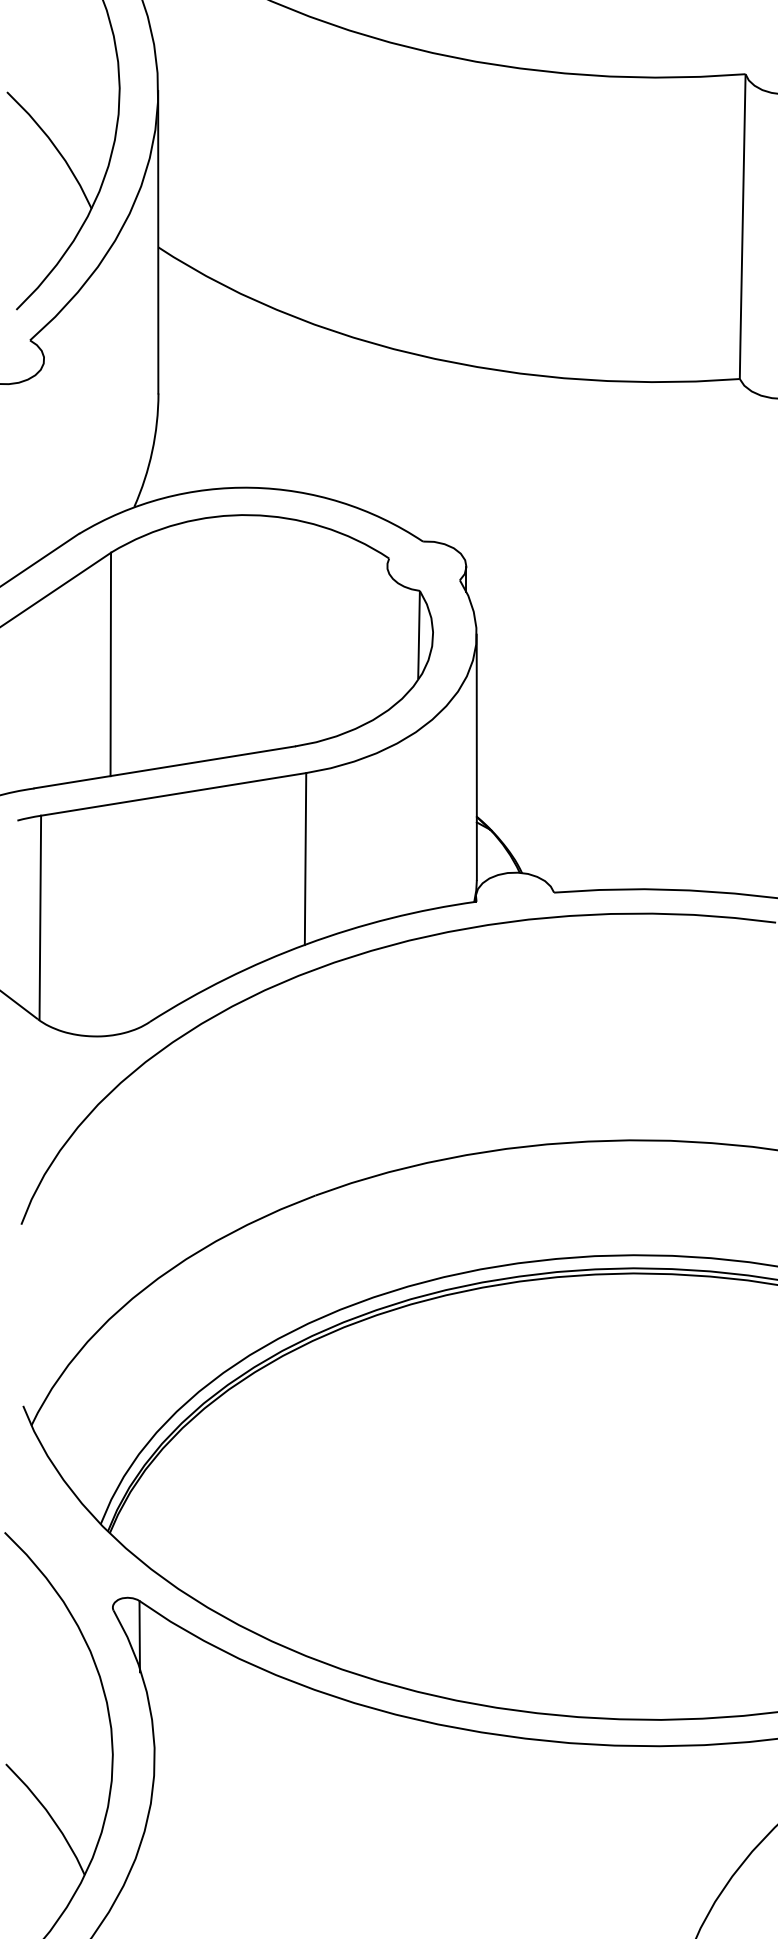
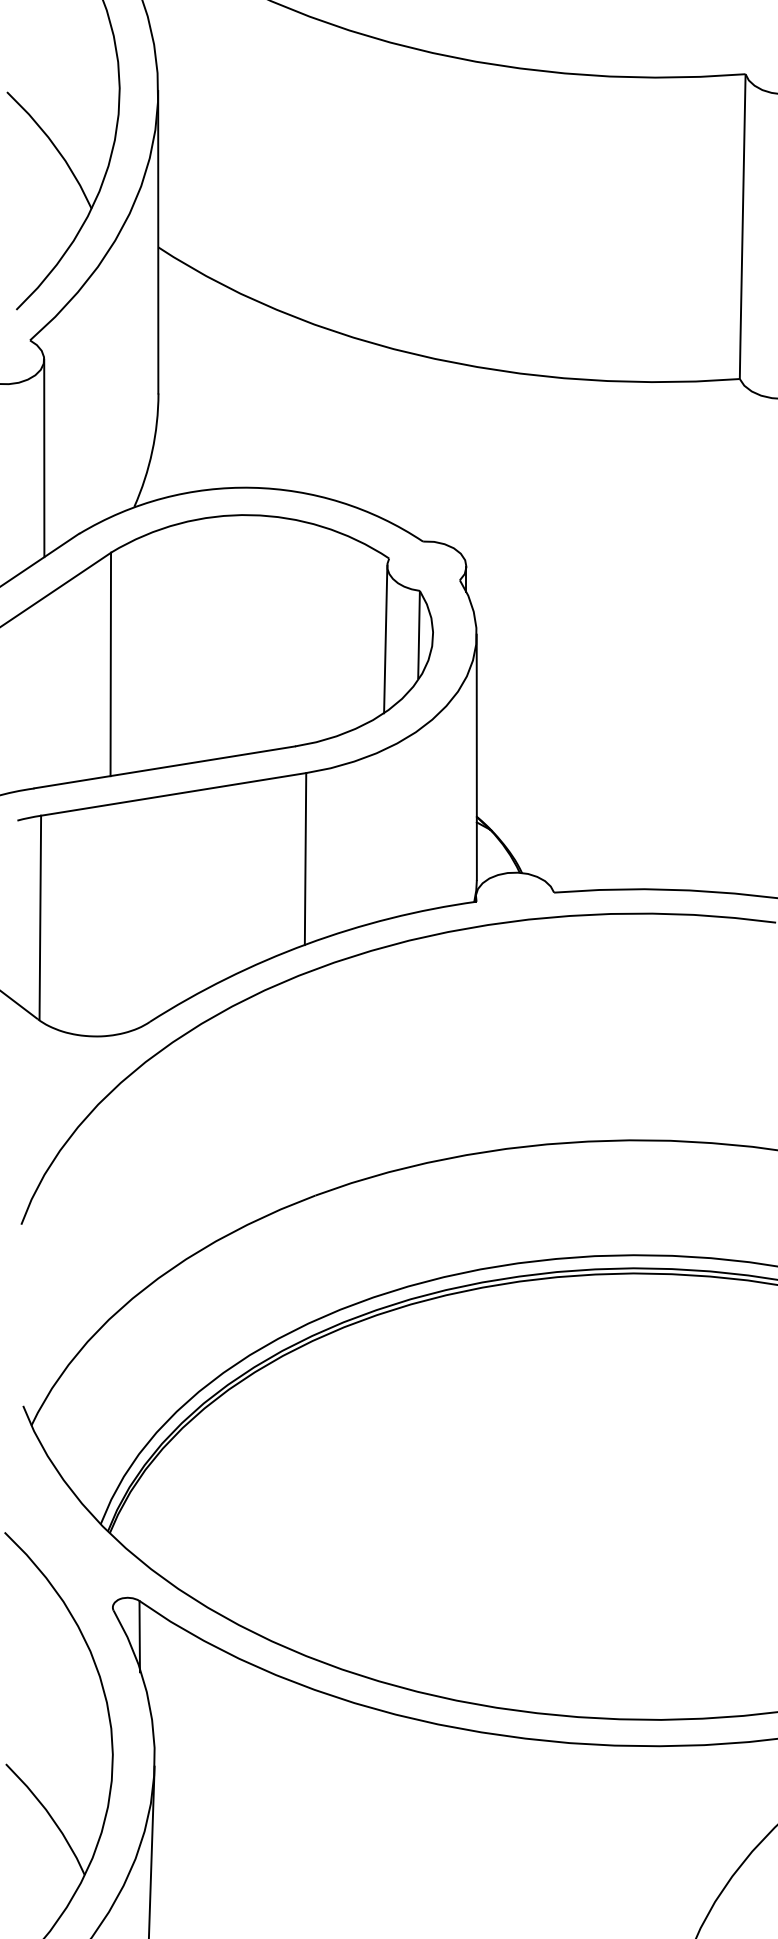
line: none -> present (44, 458)
line: none -> present (385, 639)
line: none -> present (151, 1850)
